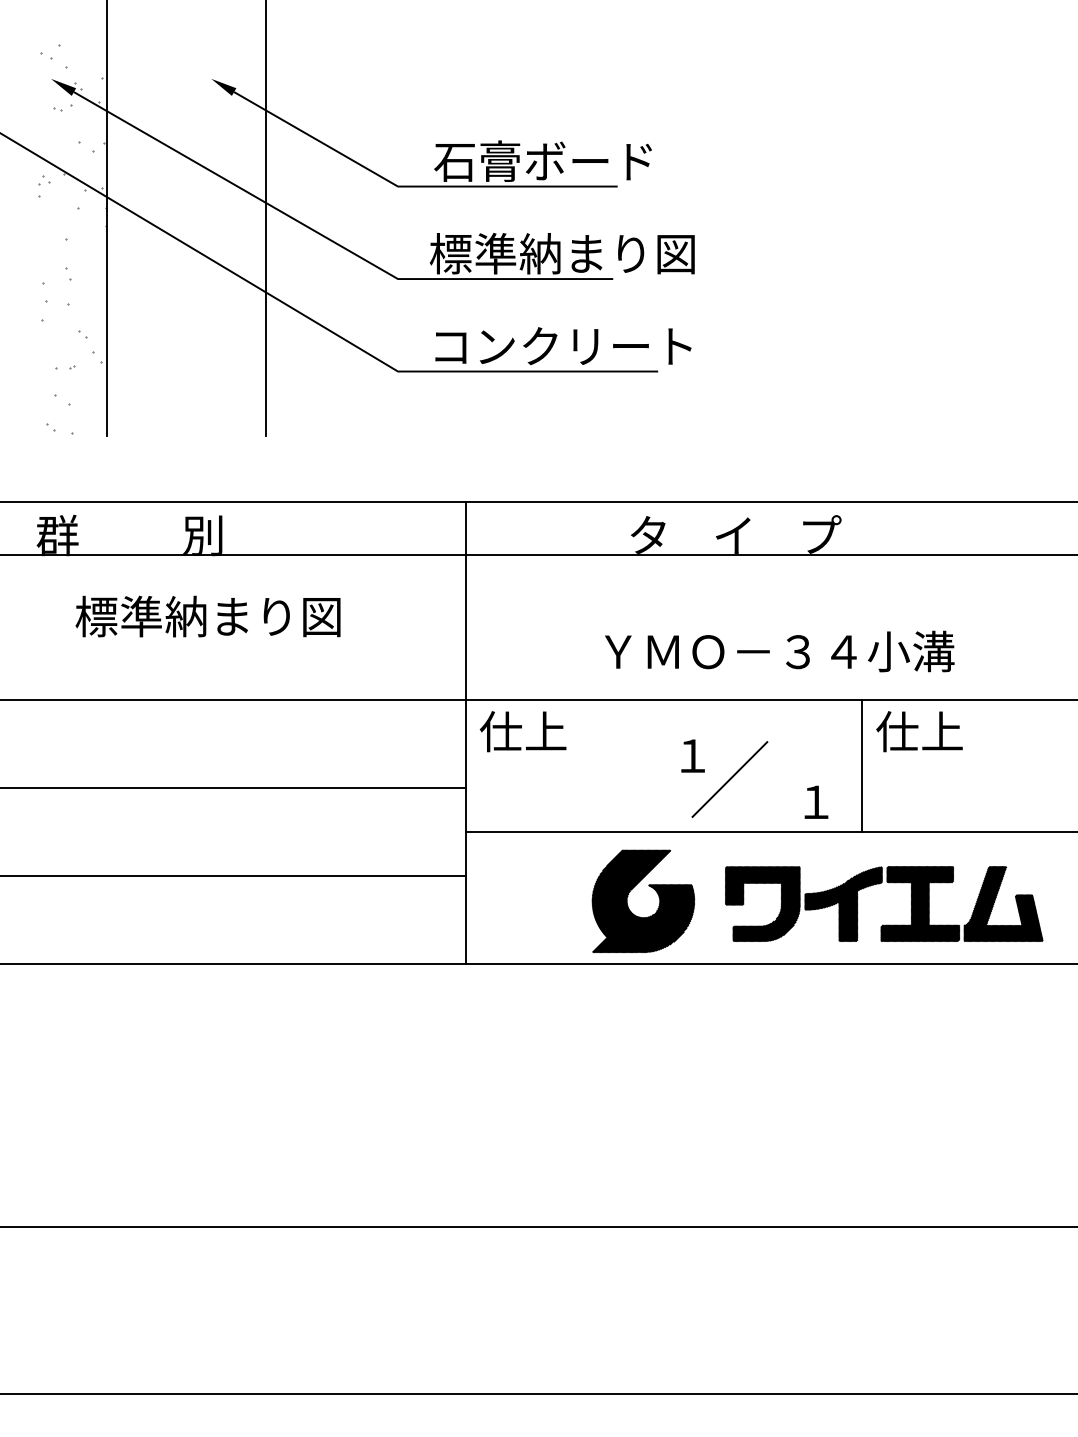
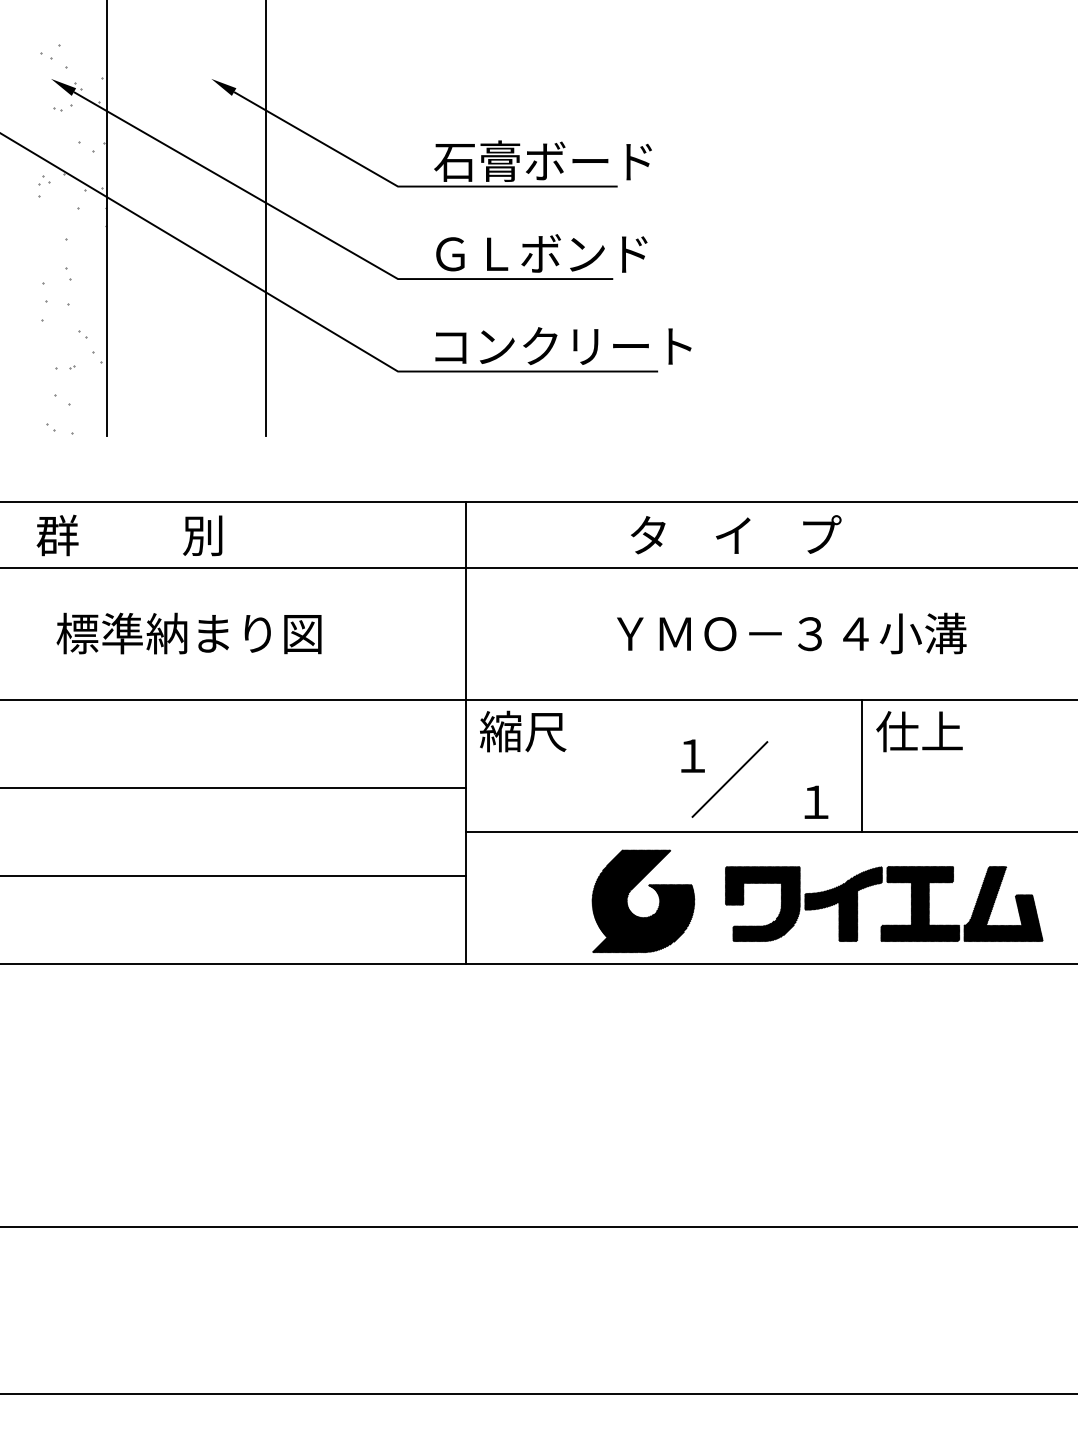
text: 標準納まり図 -> ＧＬボンド (561, 253)
line position: (538, 555) -> (538, 568) (538, 568)
text position: (207, 616) -> (188, 633) (188, 633)
text position: (779, 651) -> (791, 633) (791, 633)
text: 仕上 -> 縮尺 (522, 731)
